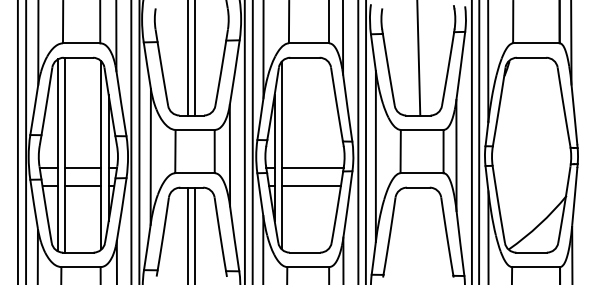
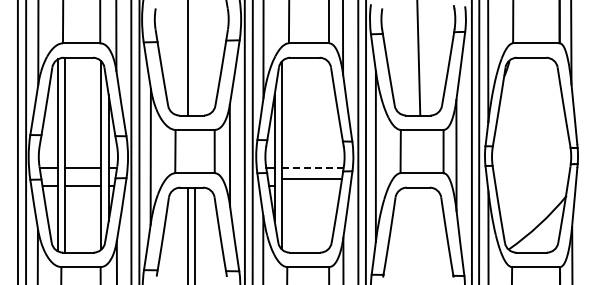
line: present -> none (195, 58)
line: solid -> dashed (312, 167)
line position: (310, 186) -> (310, 179) (310, 179)
